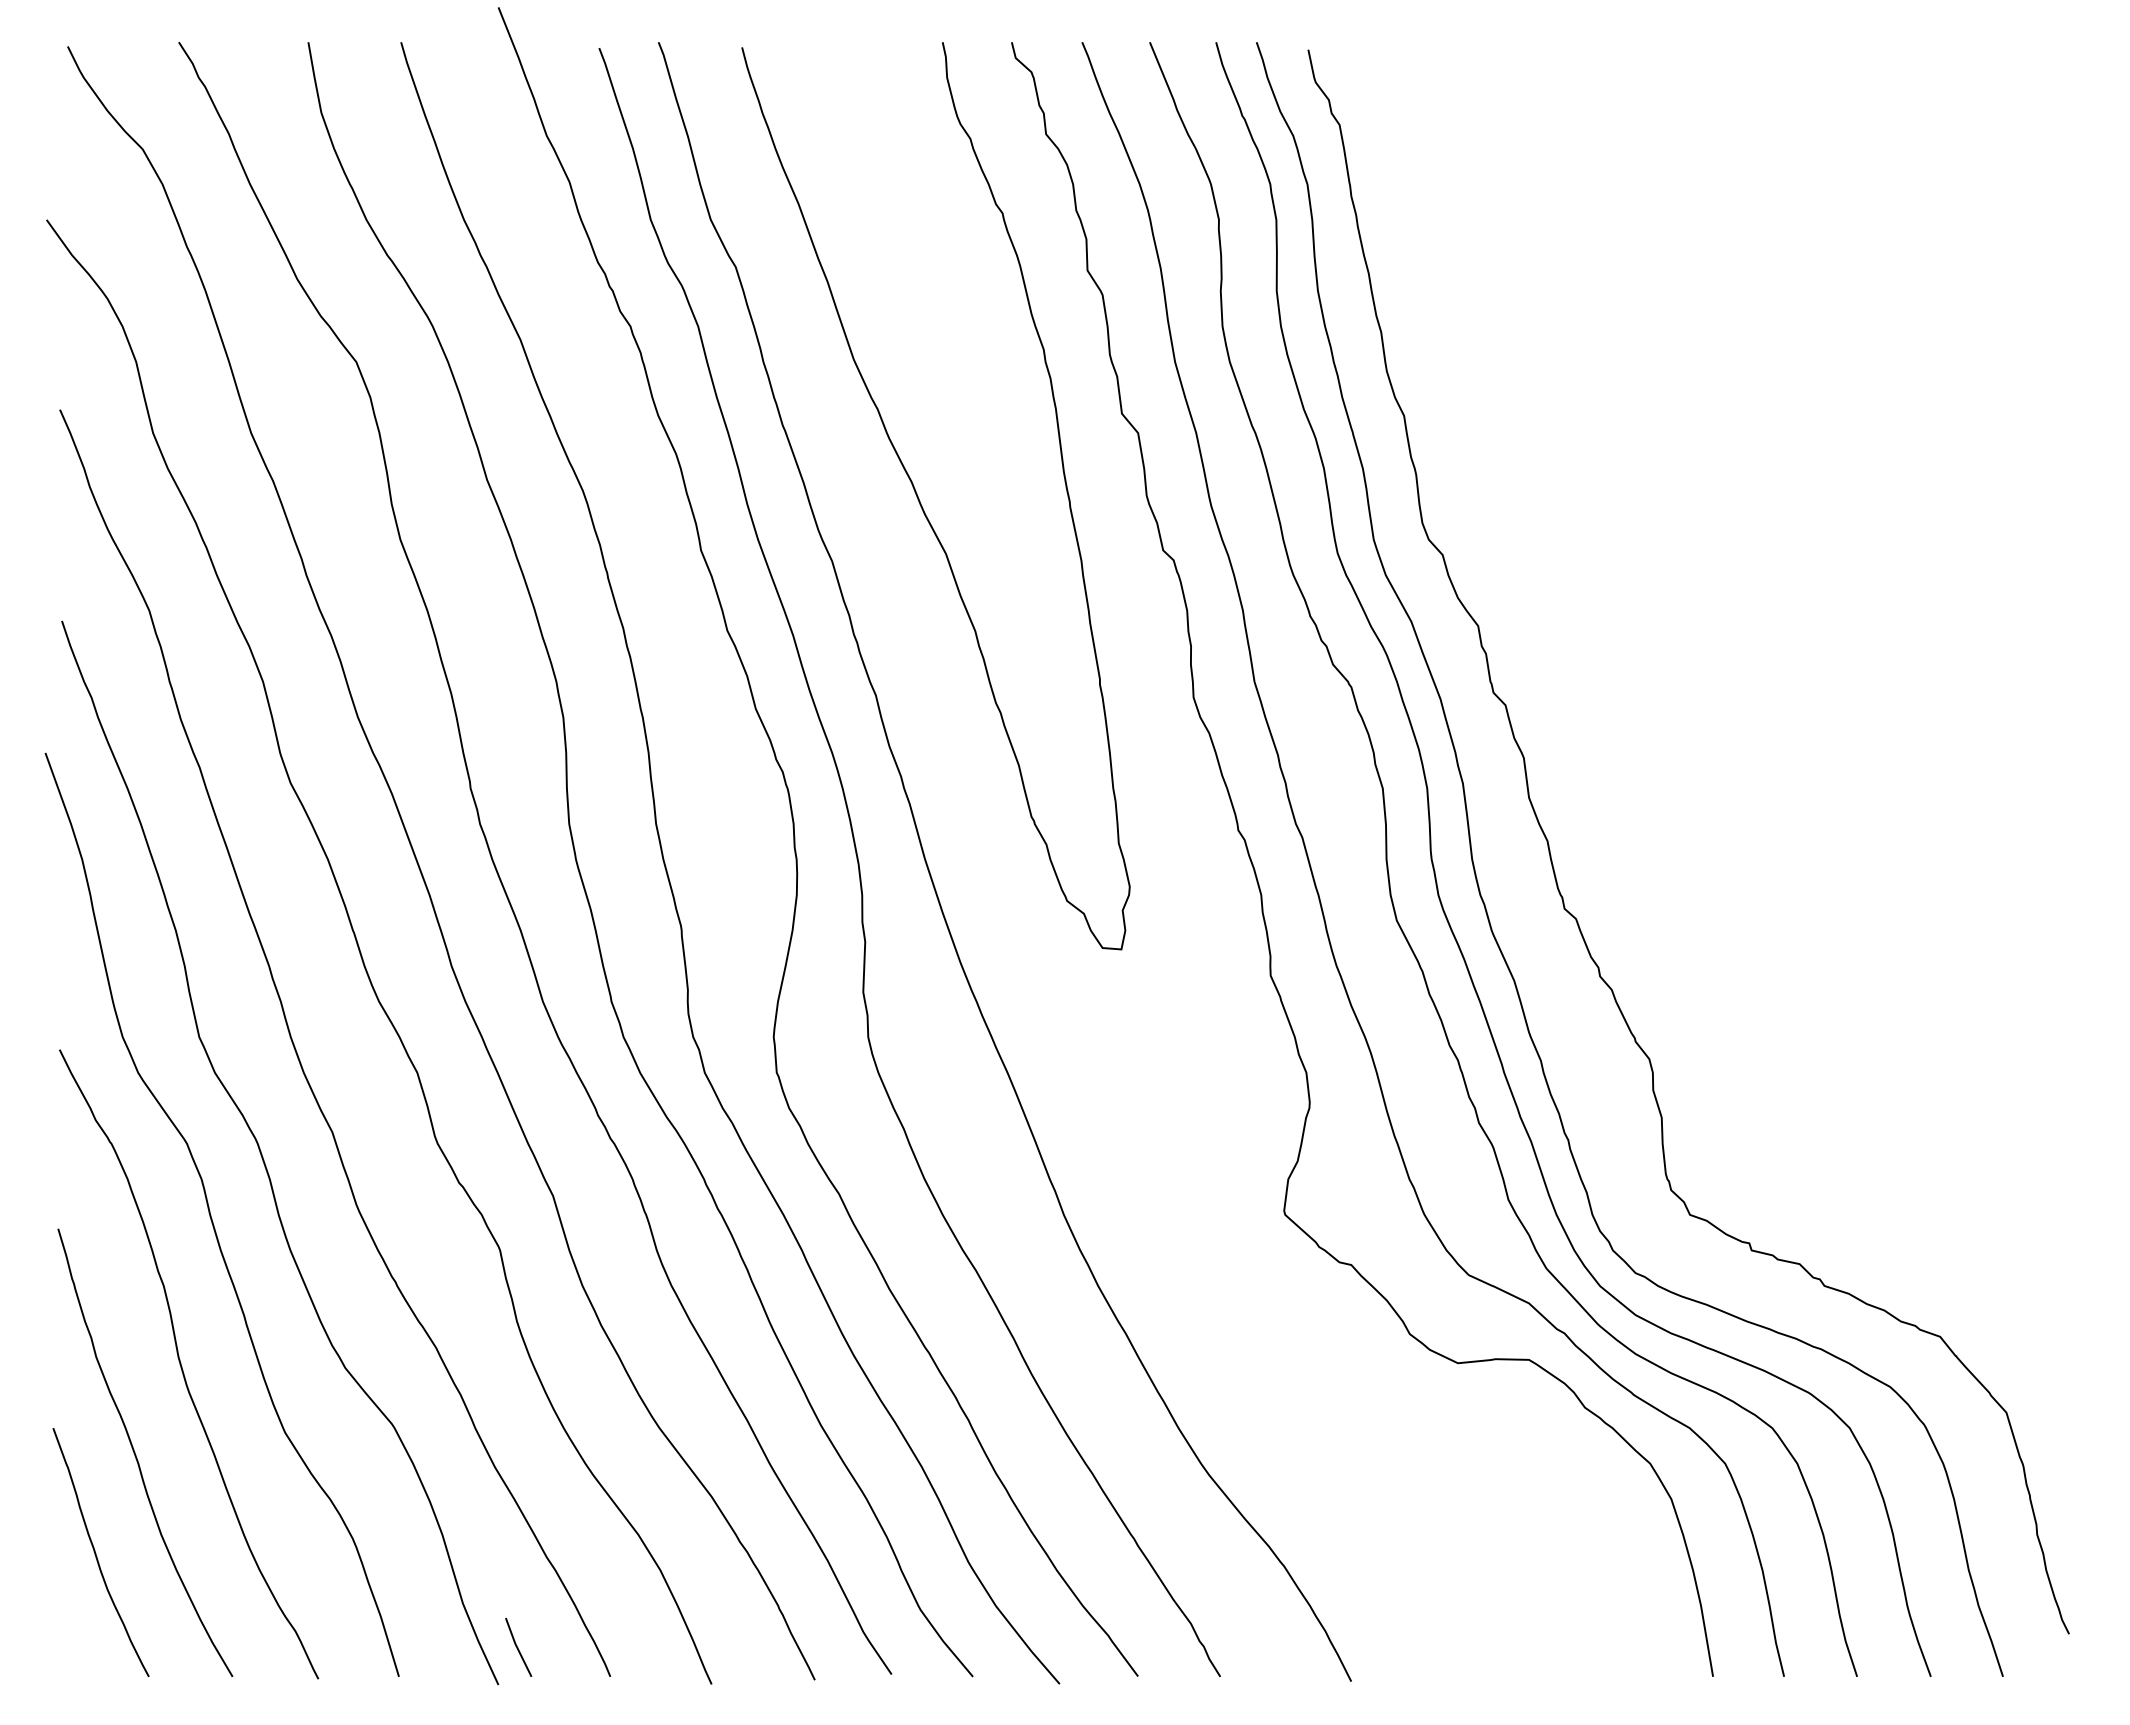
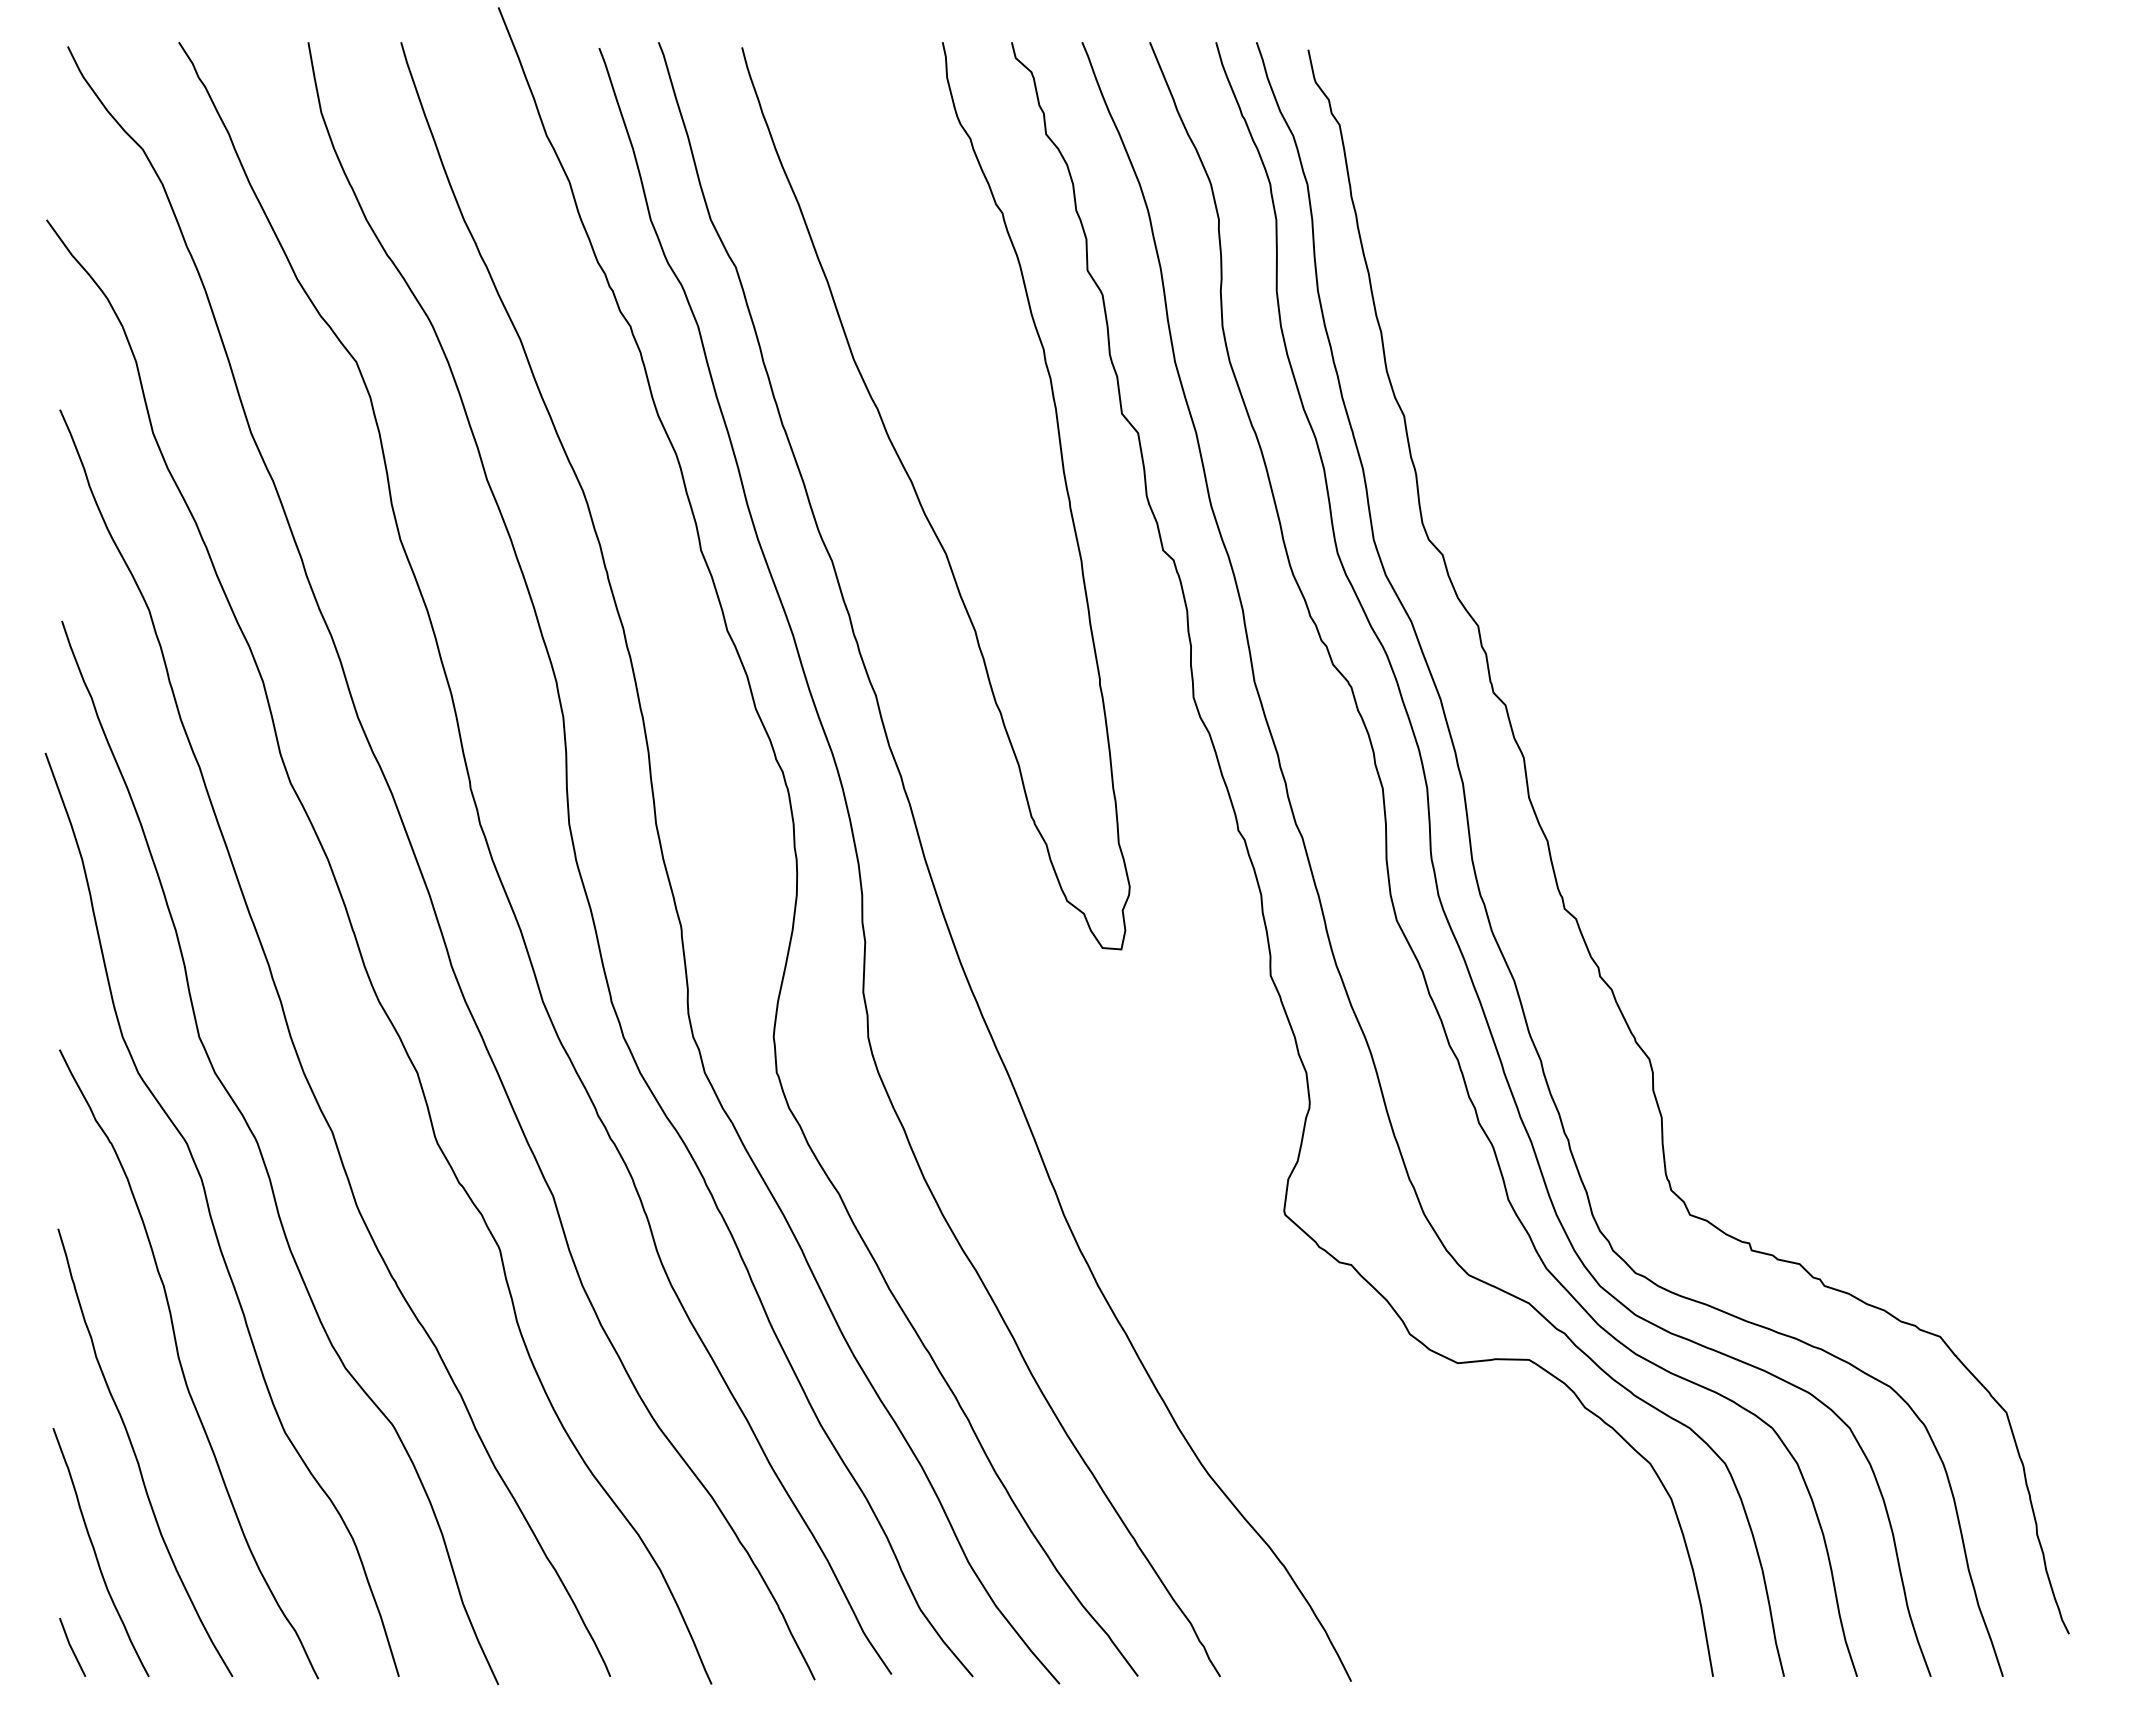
line position: (517, 1646) -> (71, 1646) (71, 1646)
